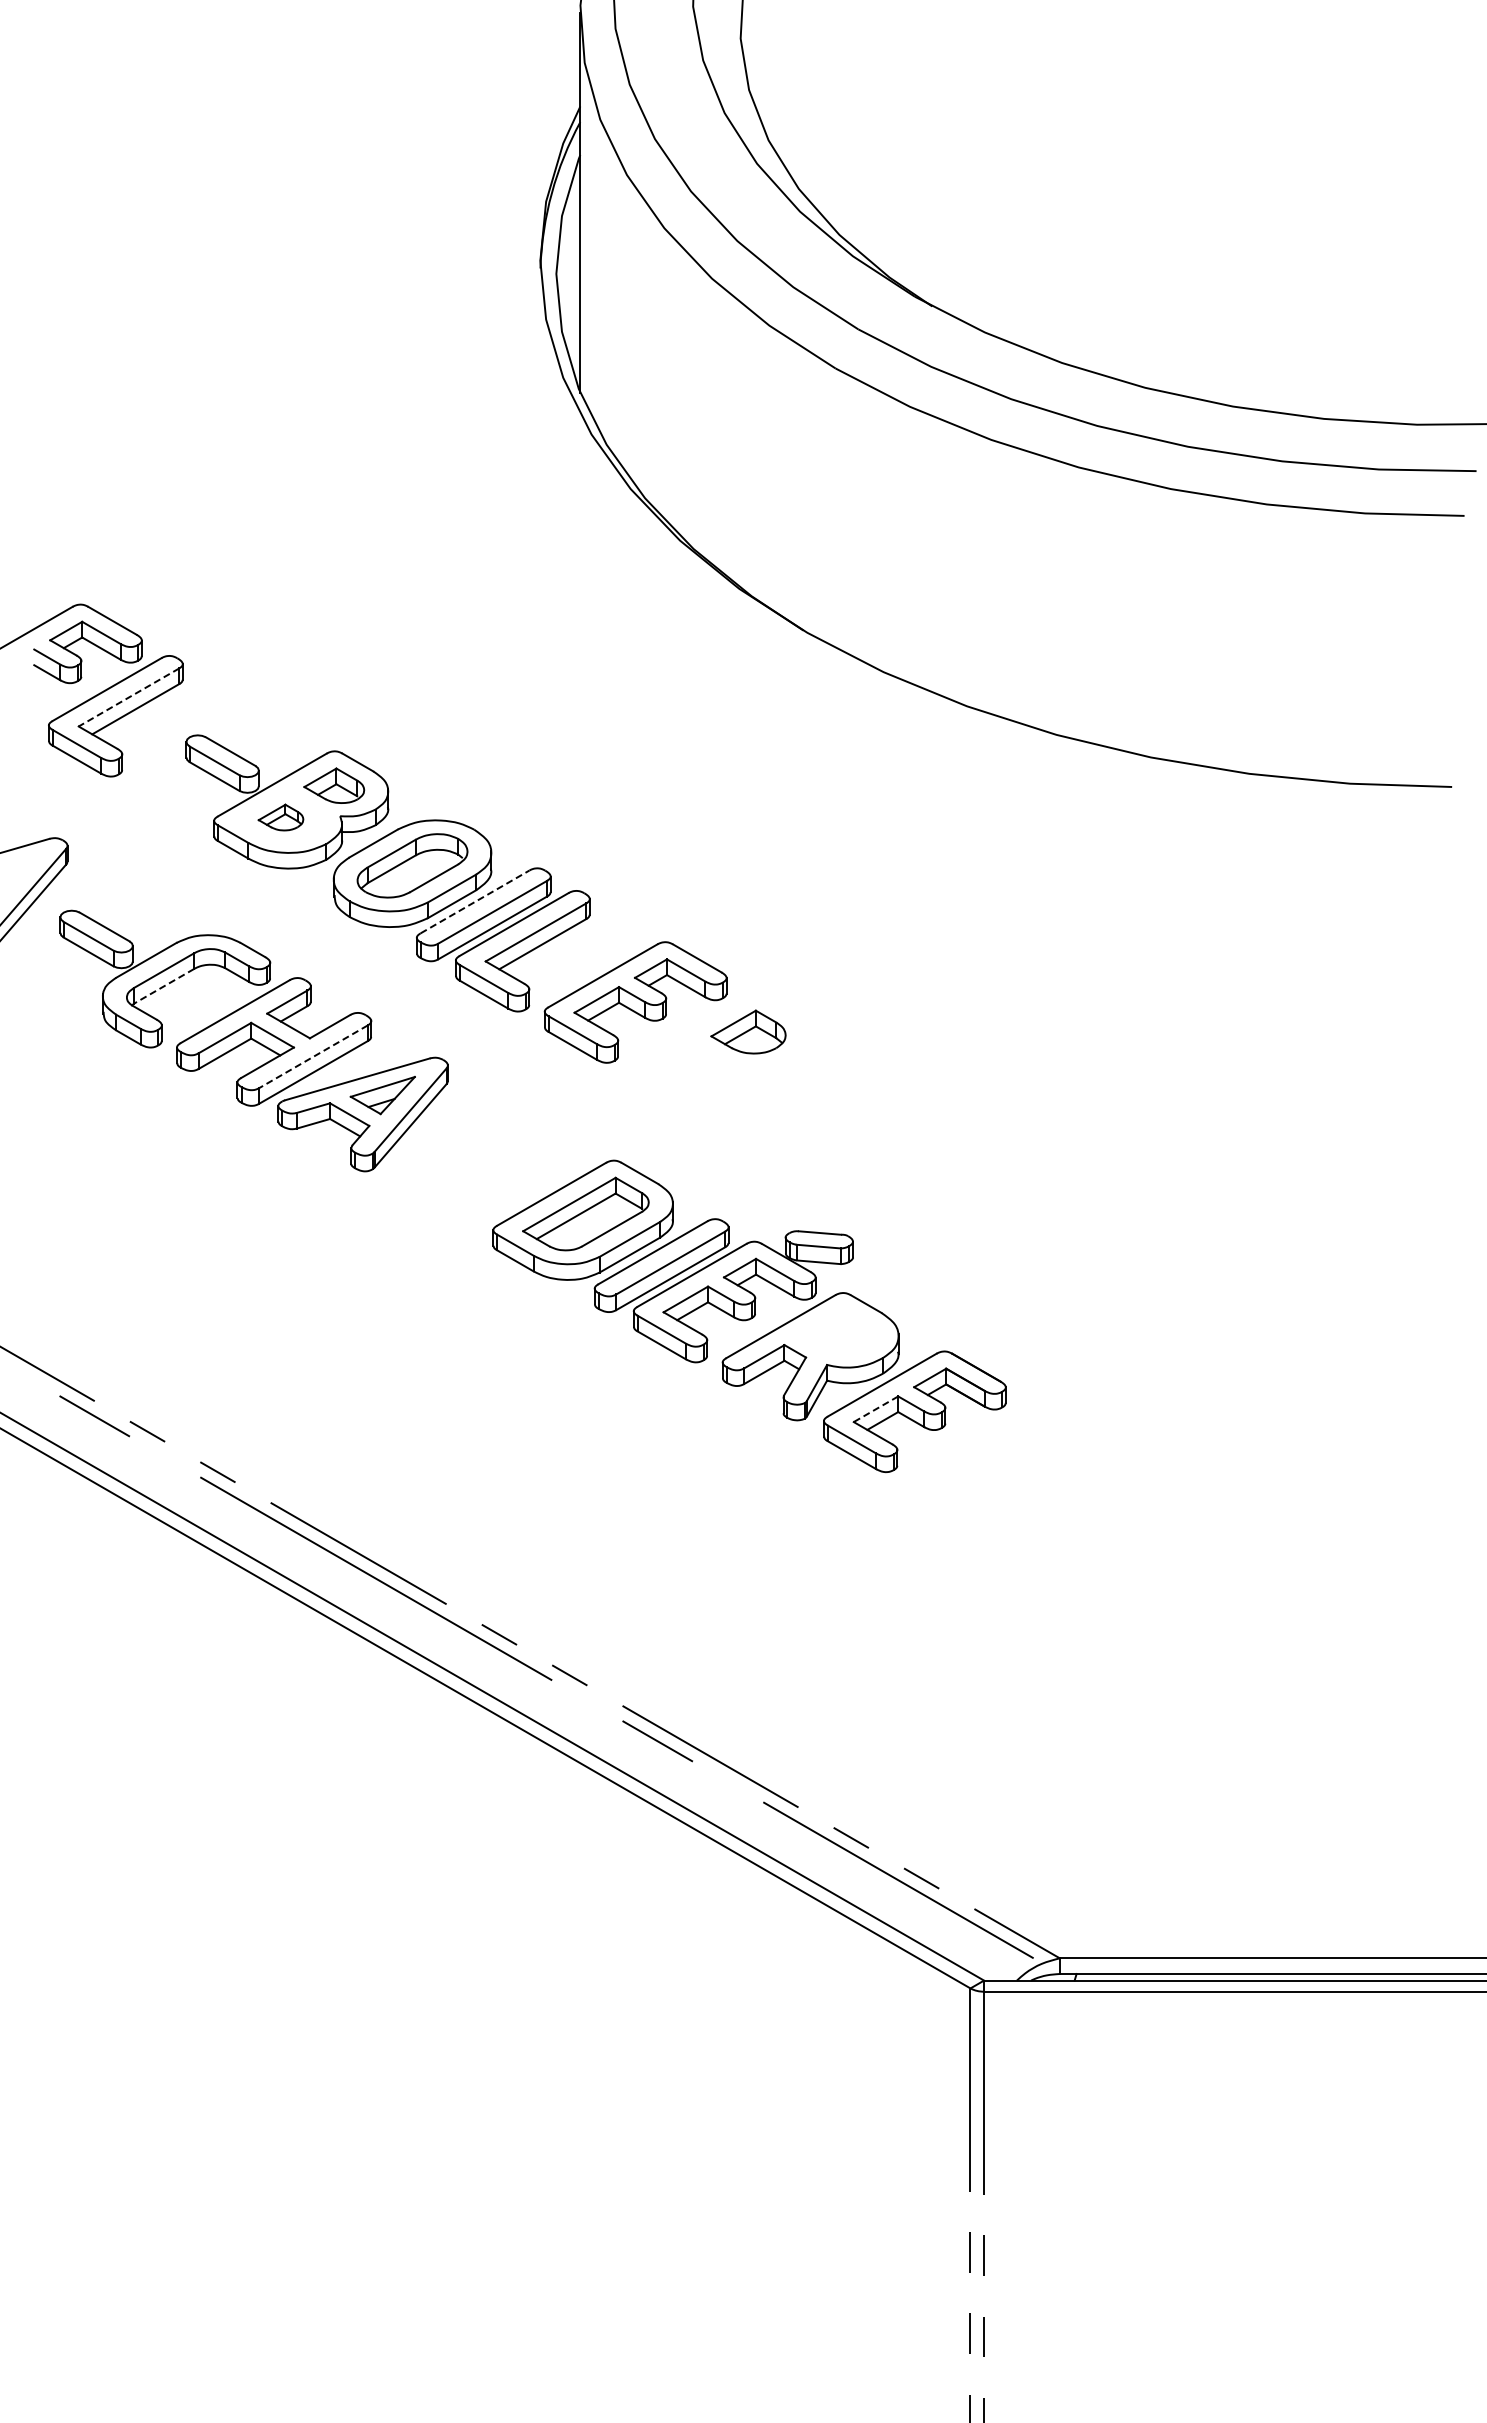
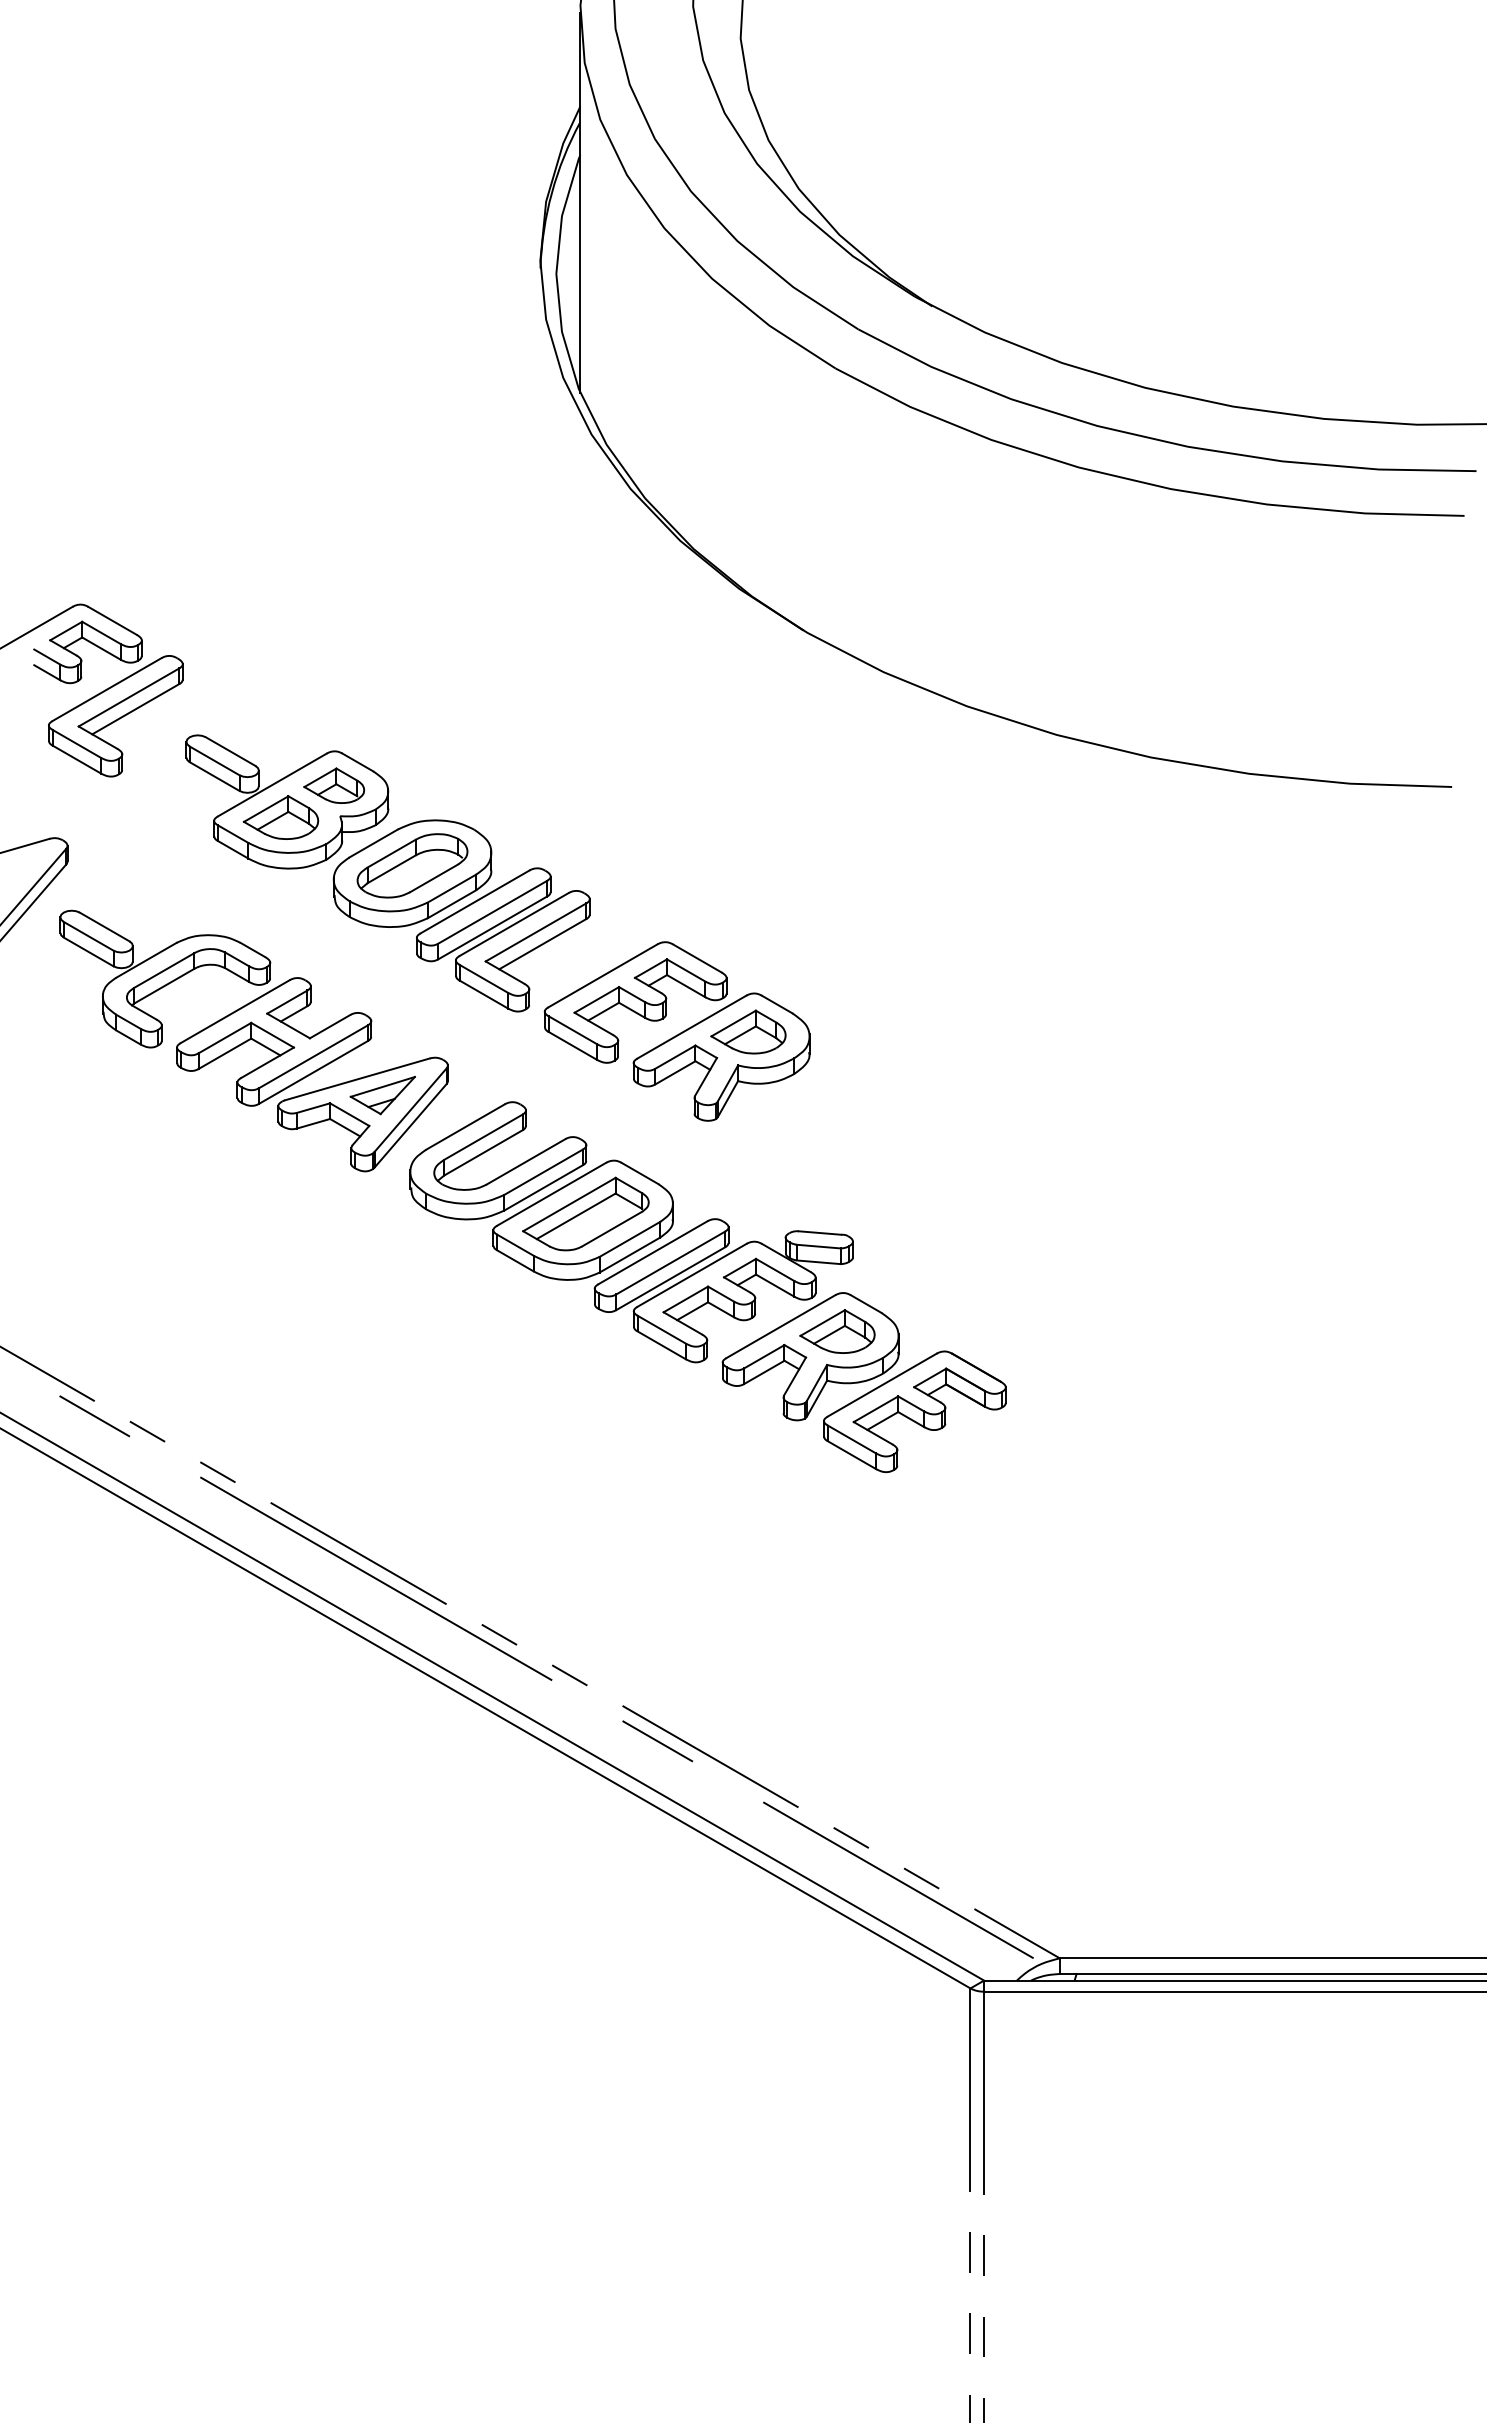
line: dashed -> solid (128, 697)
part size: 48x29 px -> 78x45 px (280, 817)
line: dashed -> solid (475, 901)
line: dashed -> solid (164, 986)
line: dashed -> solid (313, 1056)
part: none -> present (721, 1056)
part: none -> present (493, 1148)
part: none -> present (837, 1331)
line: dashed -> solid (876, 1409)
